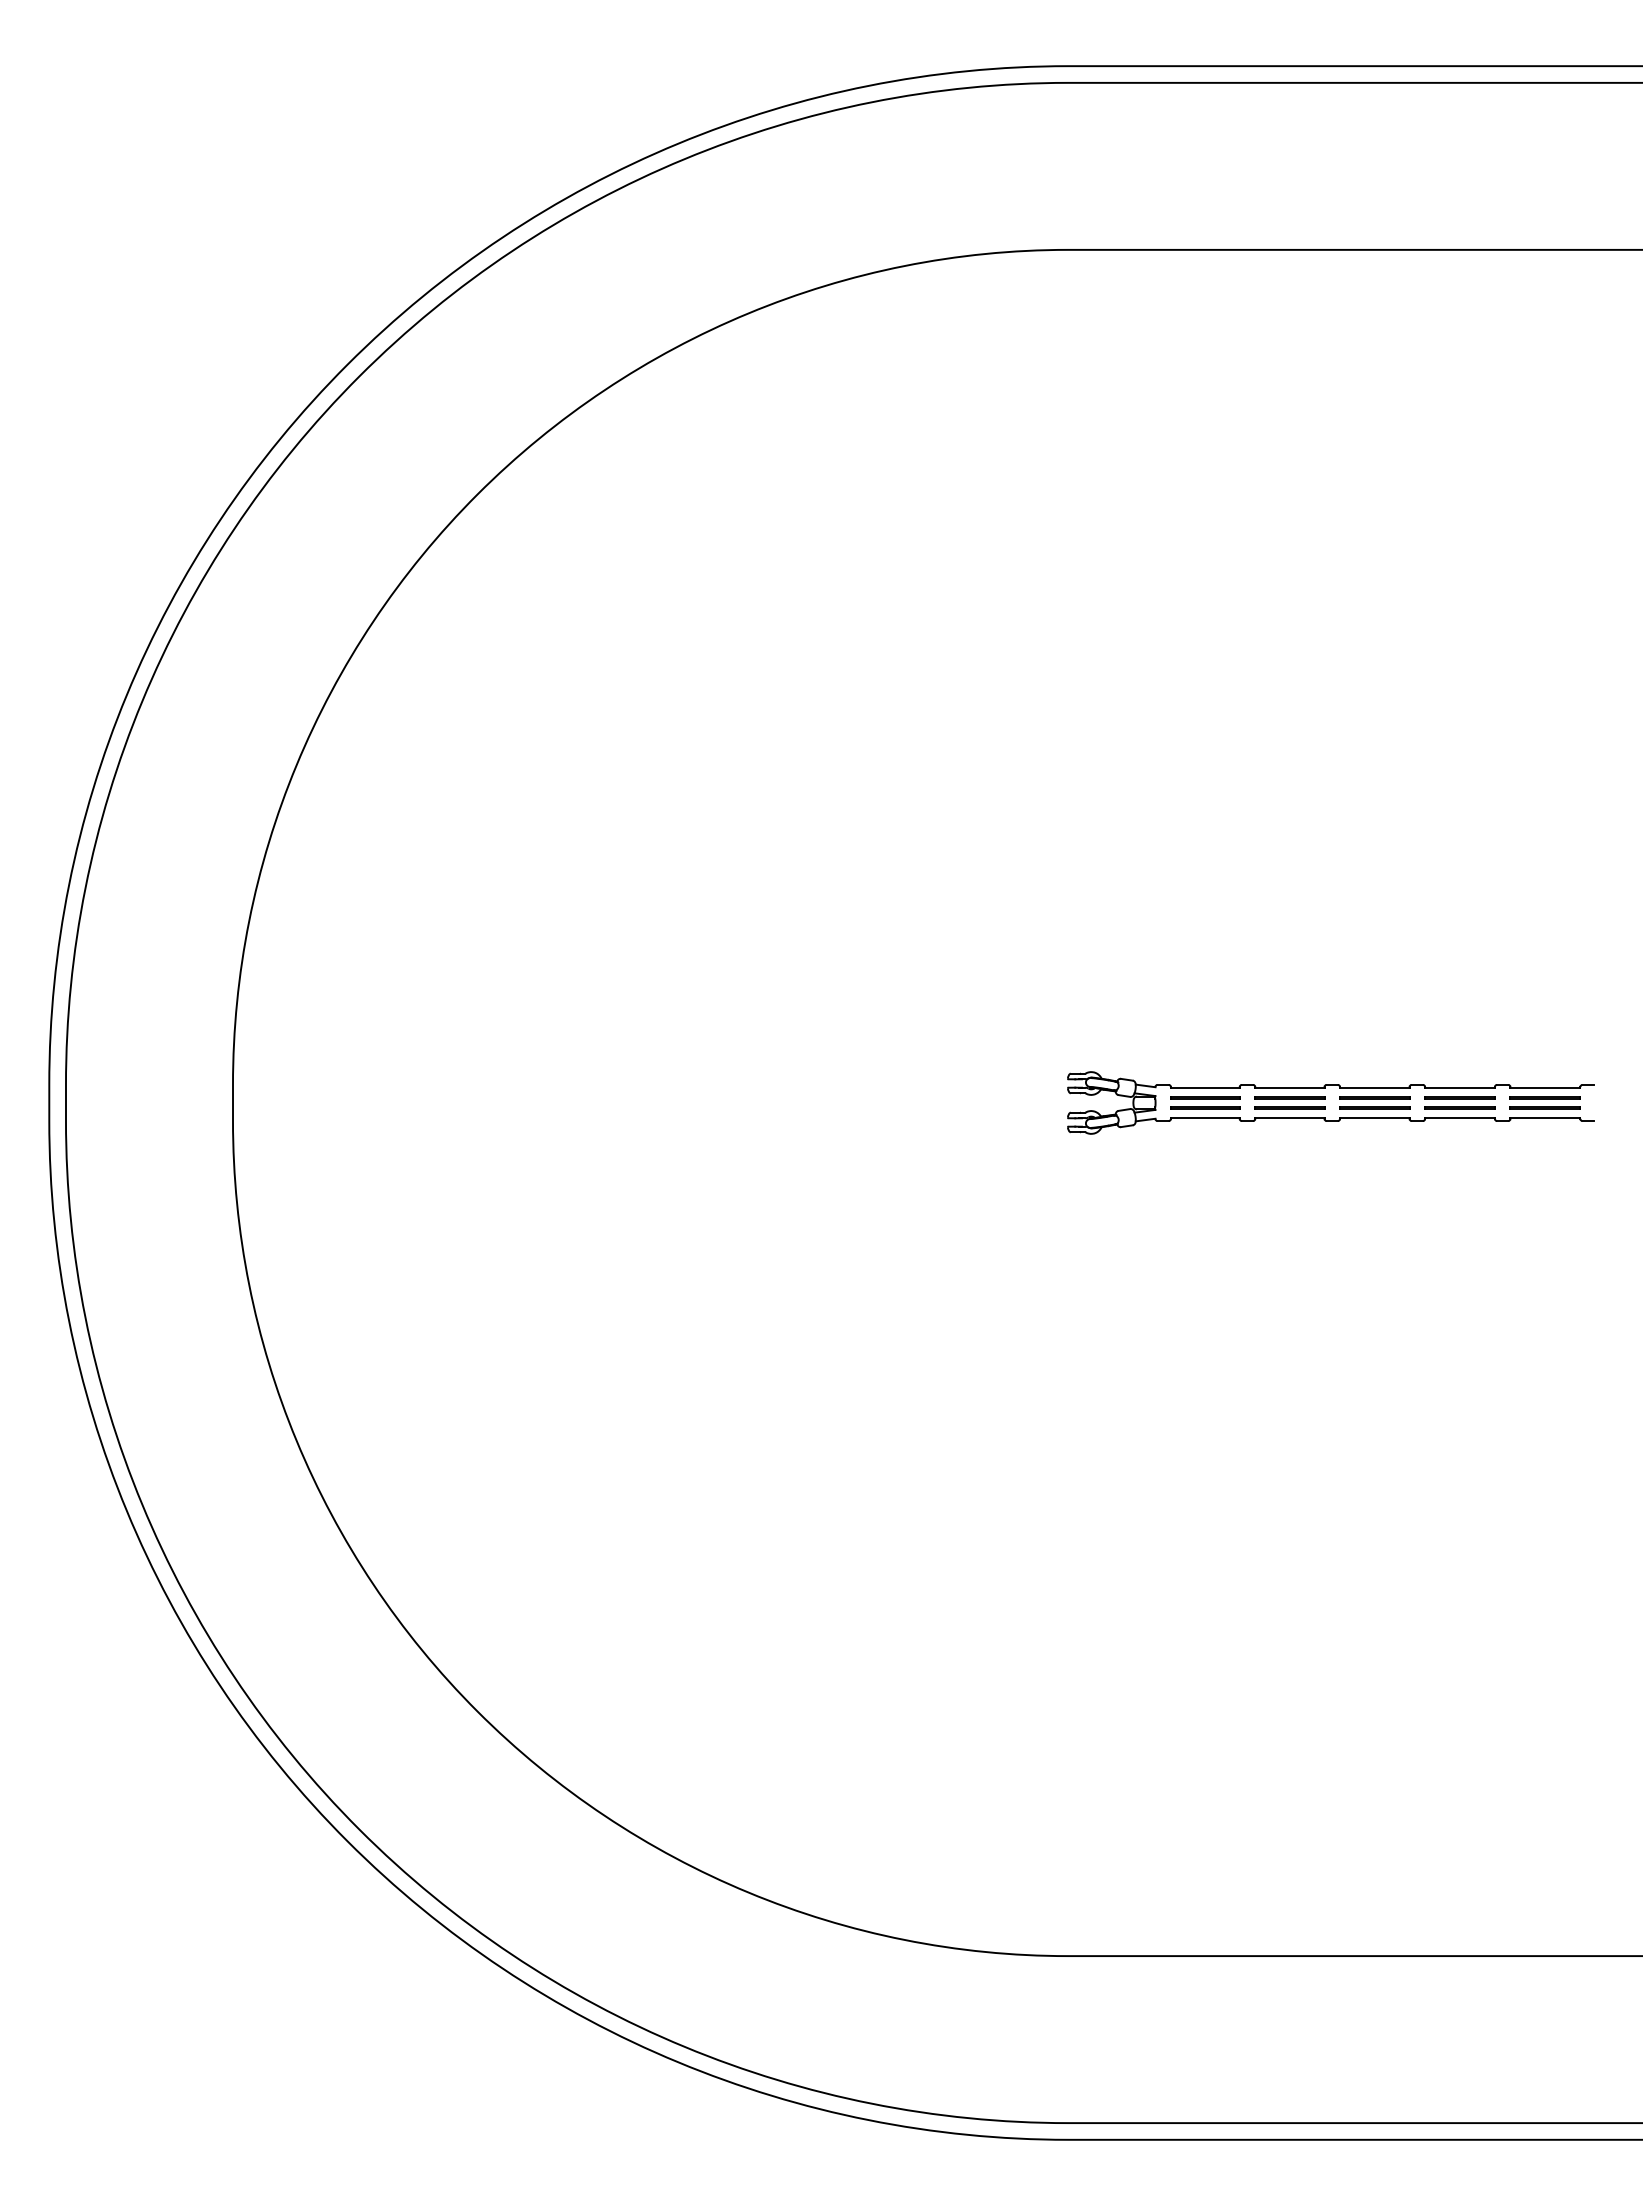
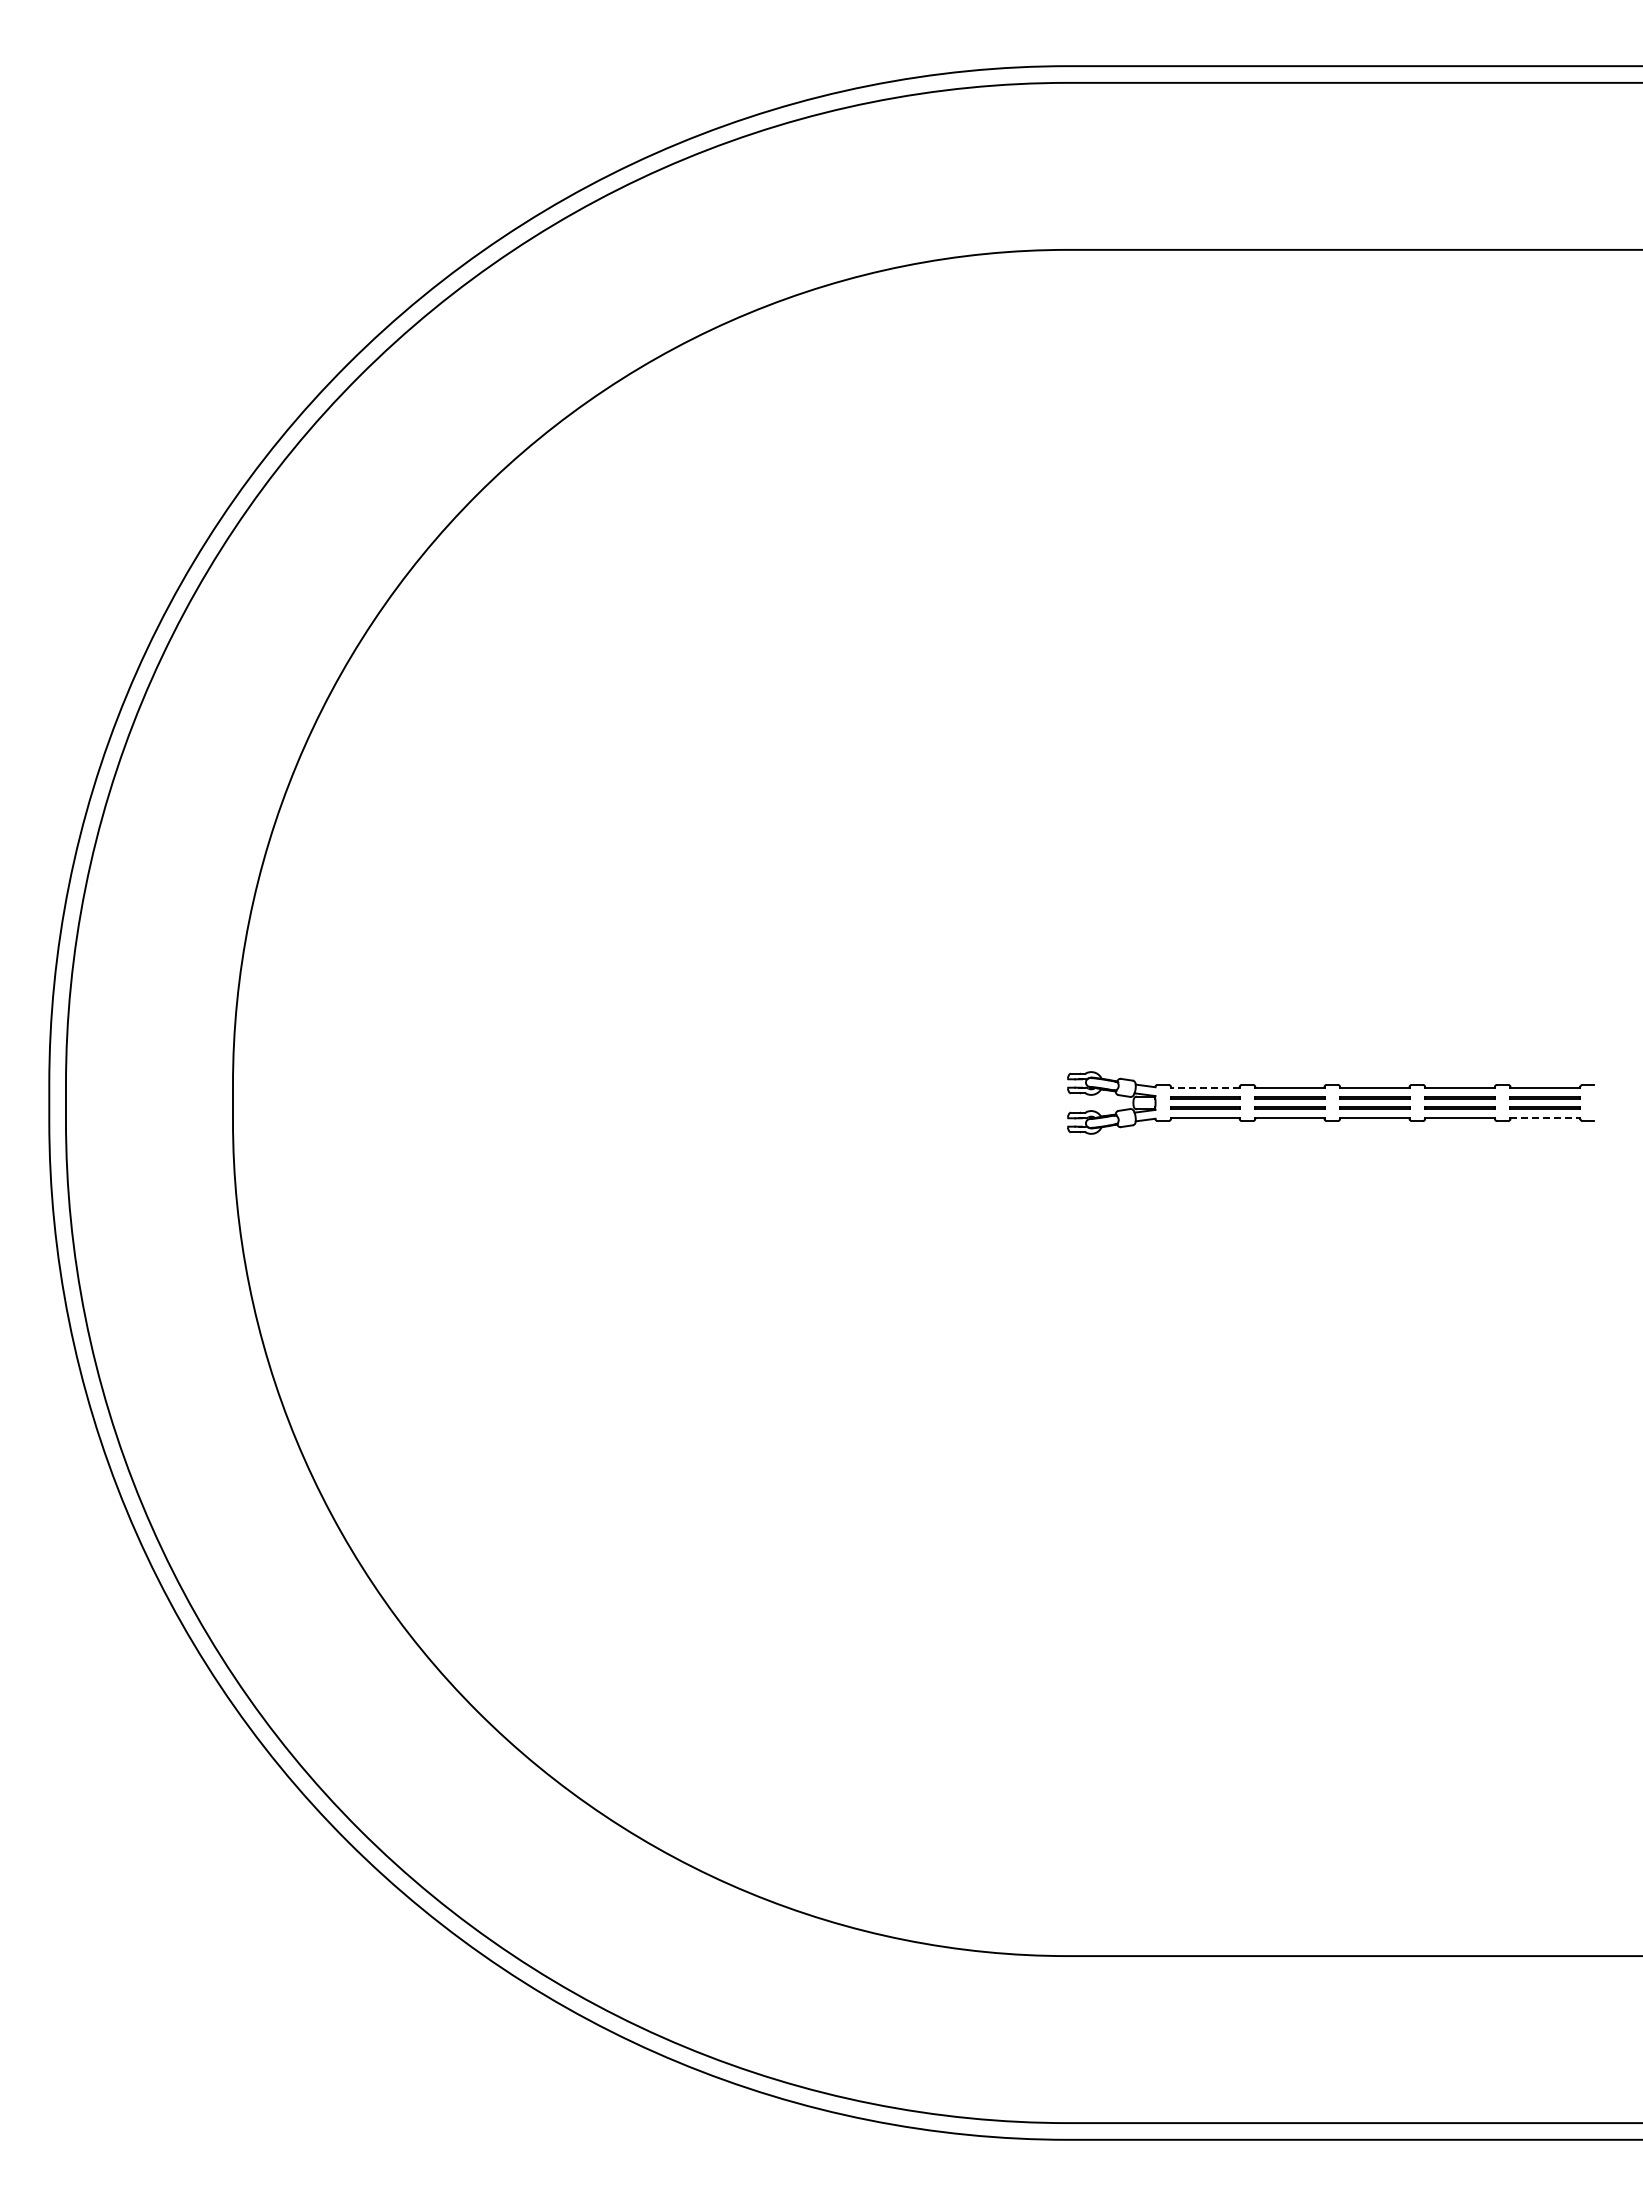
line: solid -> dashed (1204, 1088)
line: solid -> dashed (1545, 1117)
